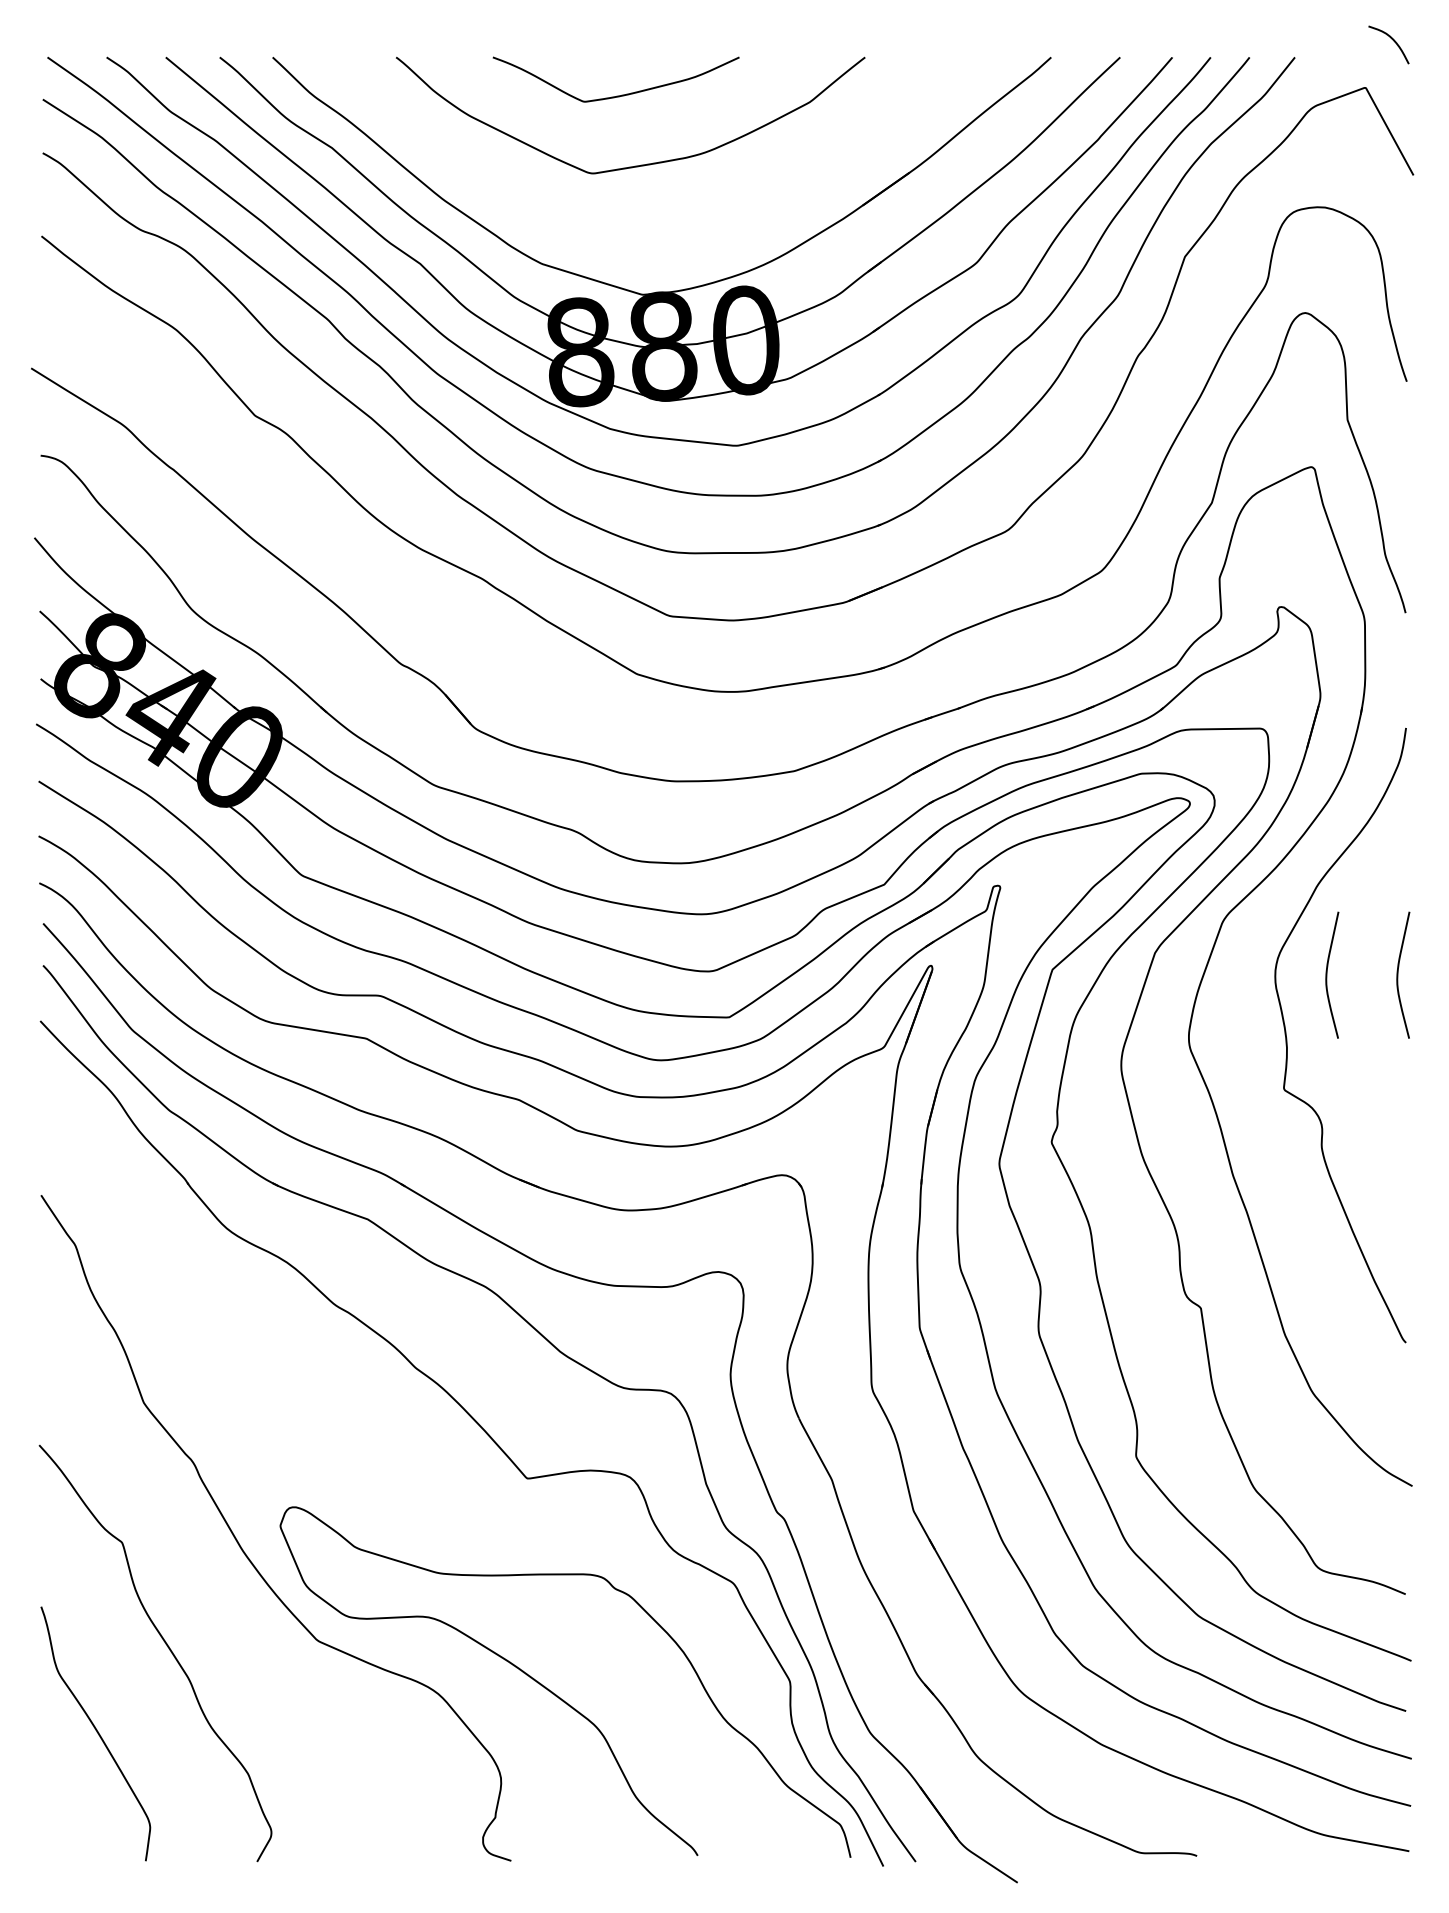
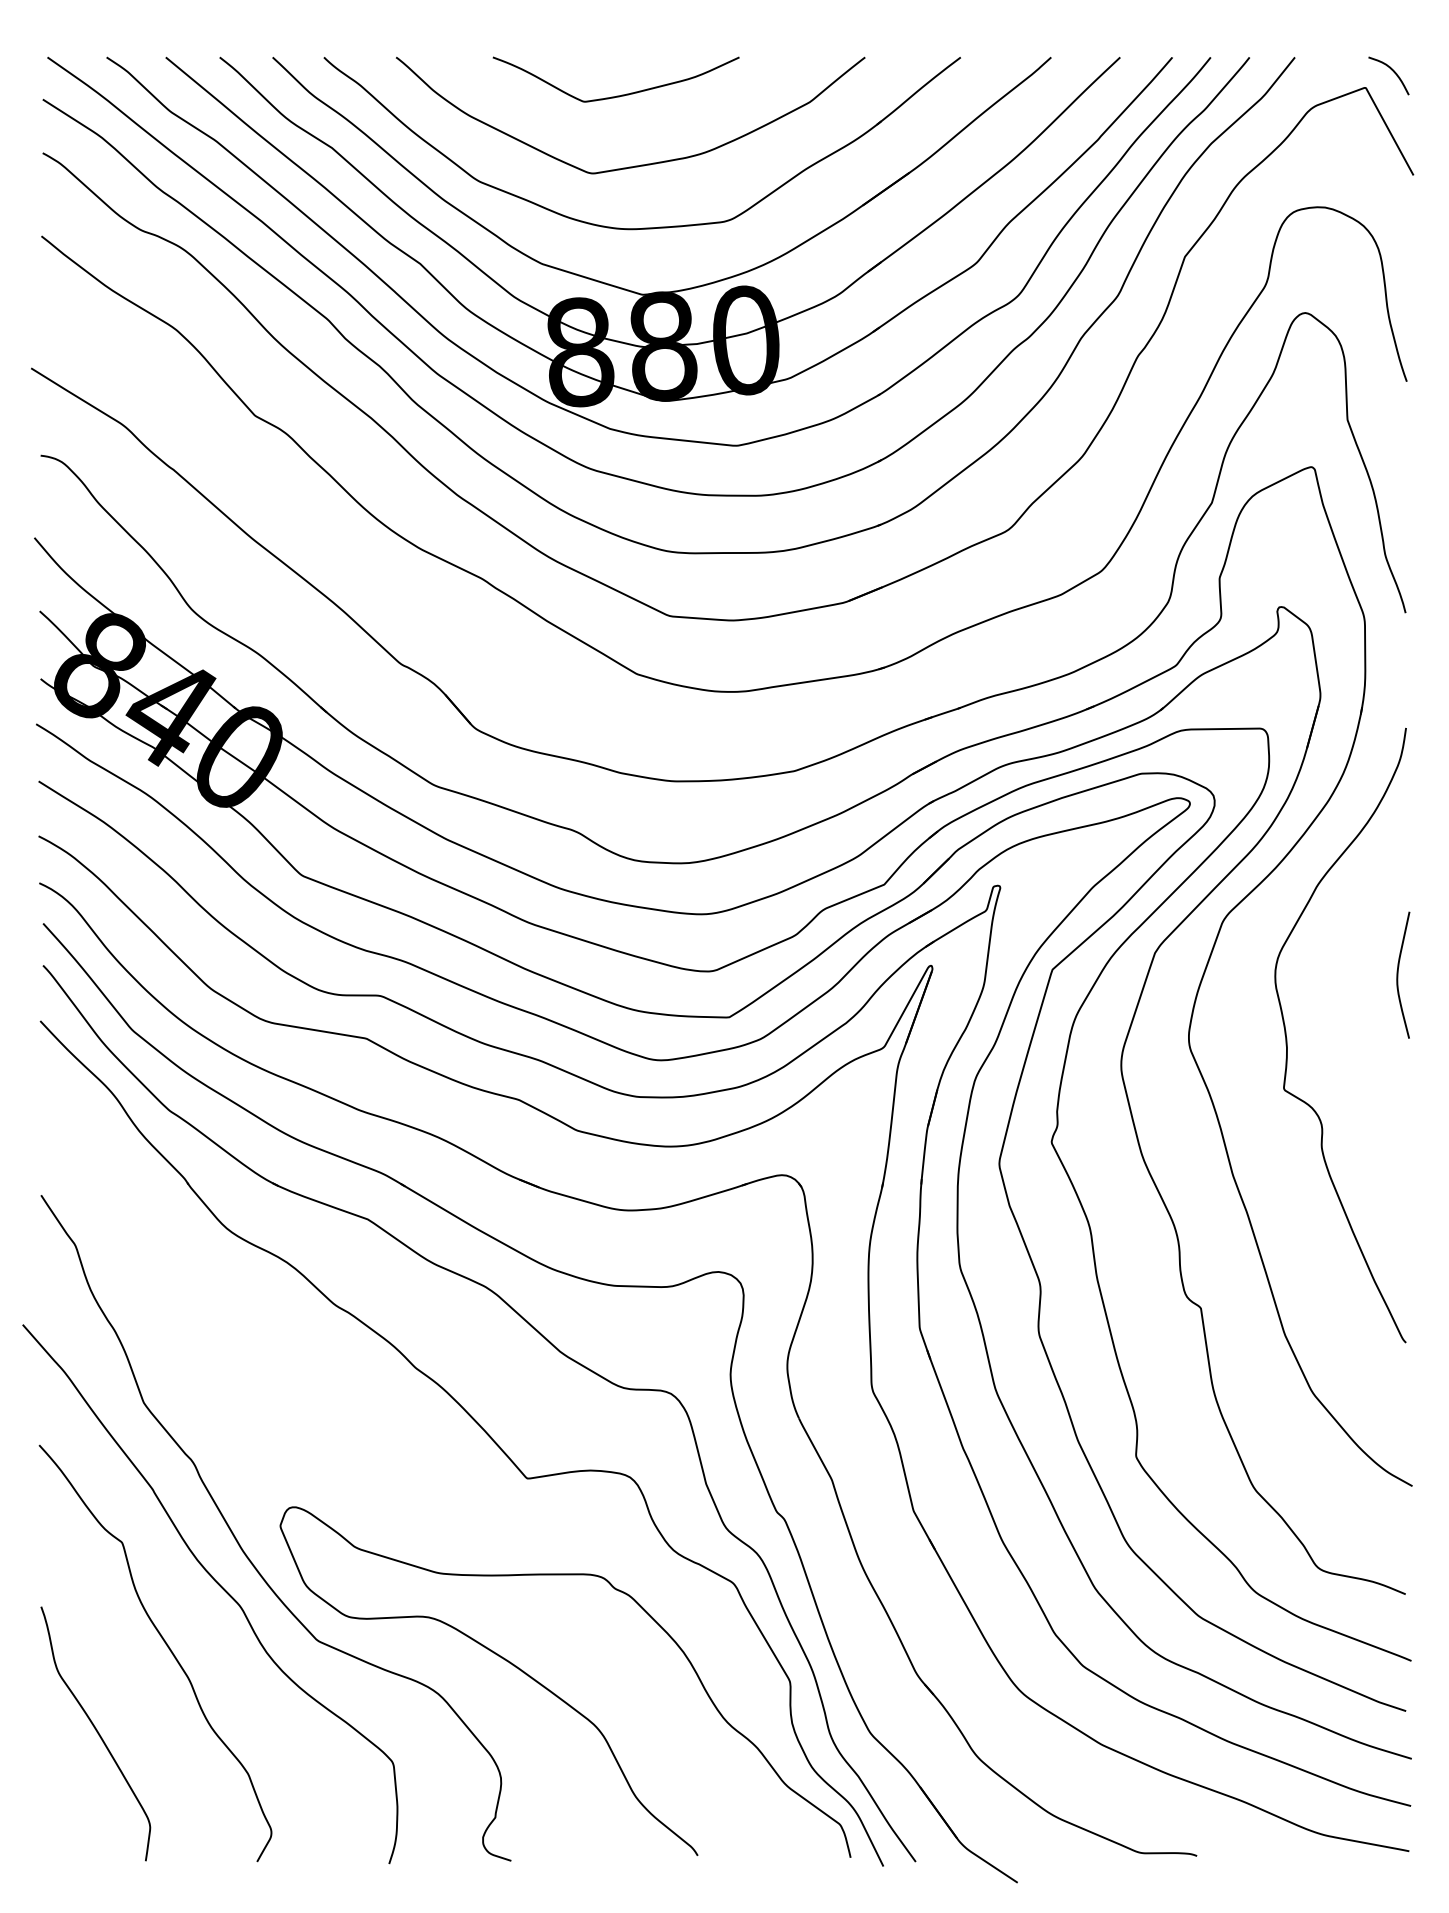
curve position: (1392, 40) -> (1392, 71) (1392, 71)
part: none -> present (643, 227)
curve: present -> none (1327, 974)
curve: none -> present (218, 1585)
